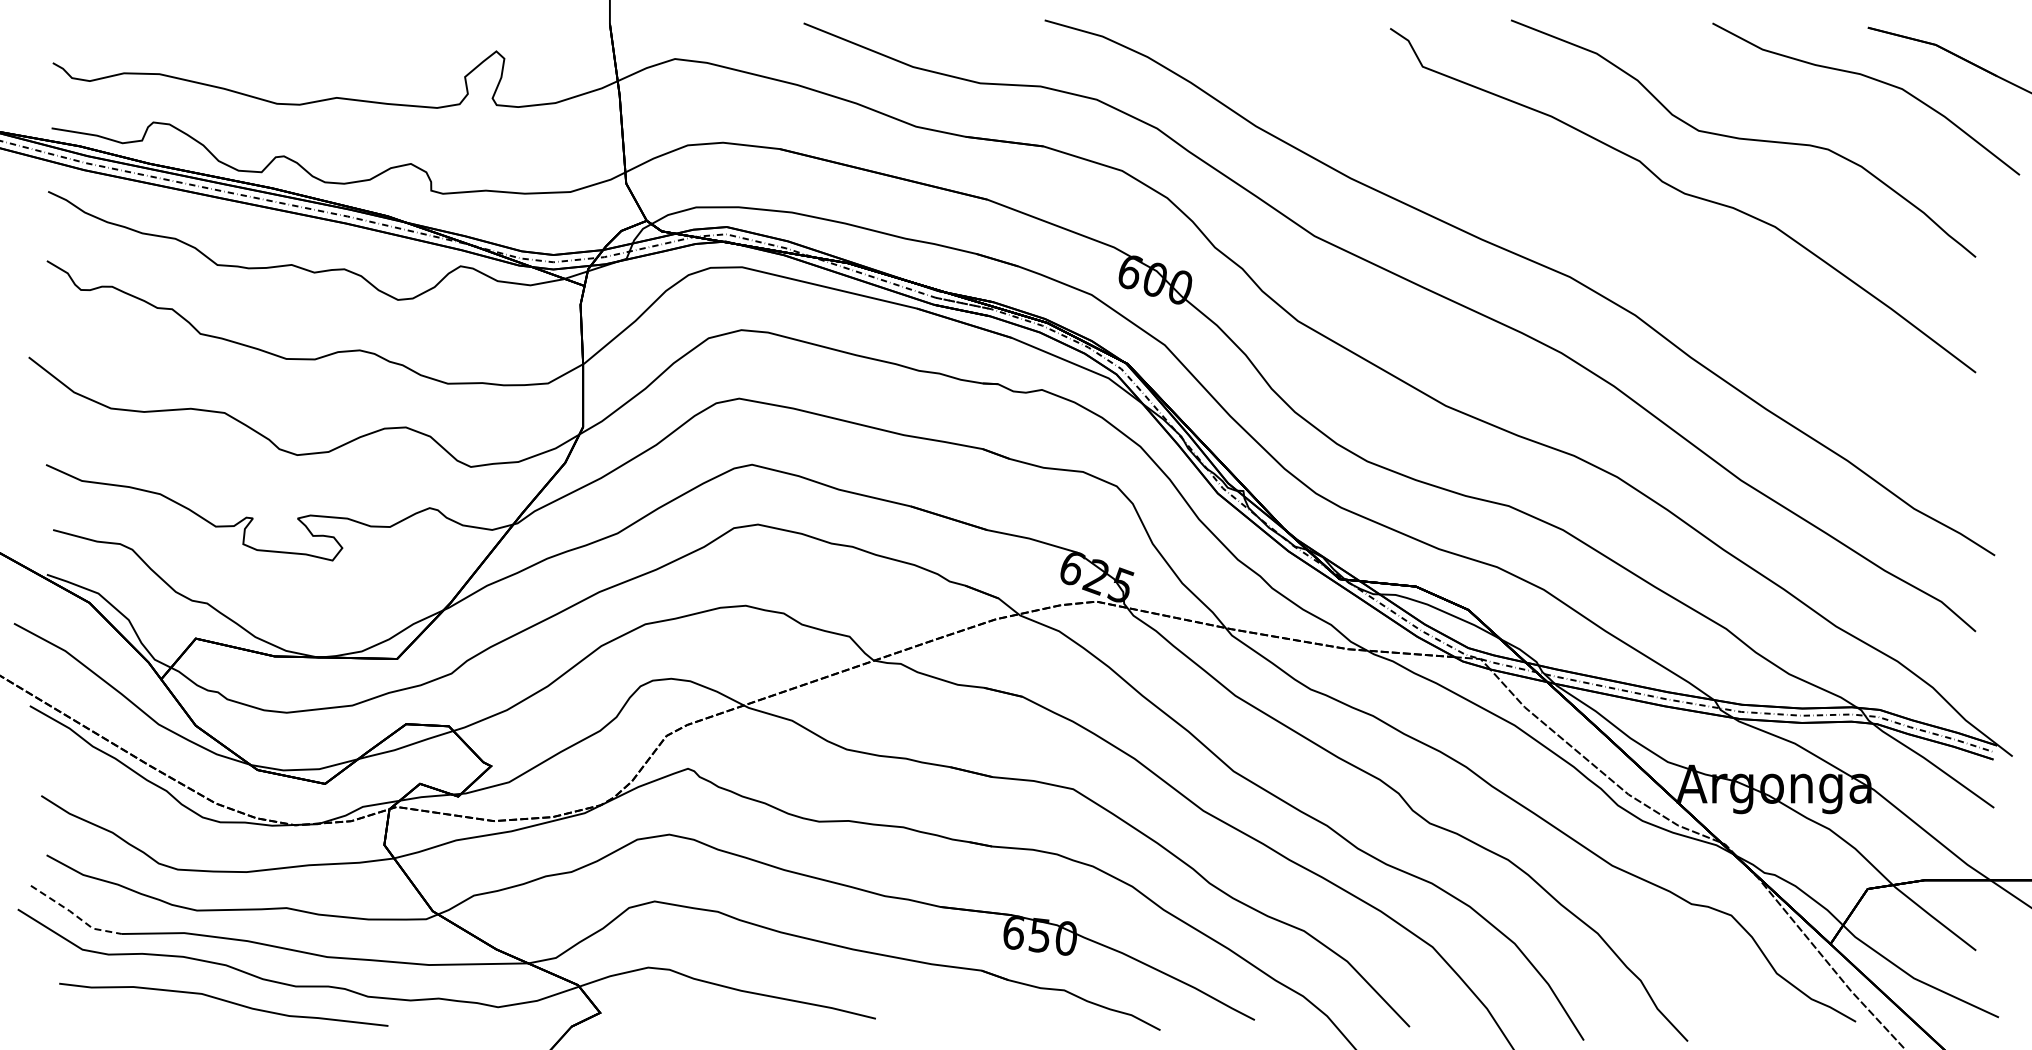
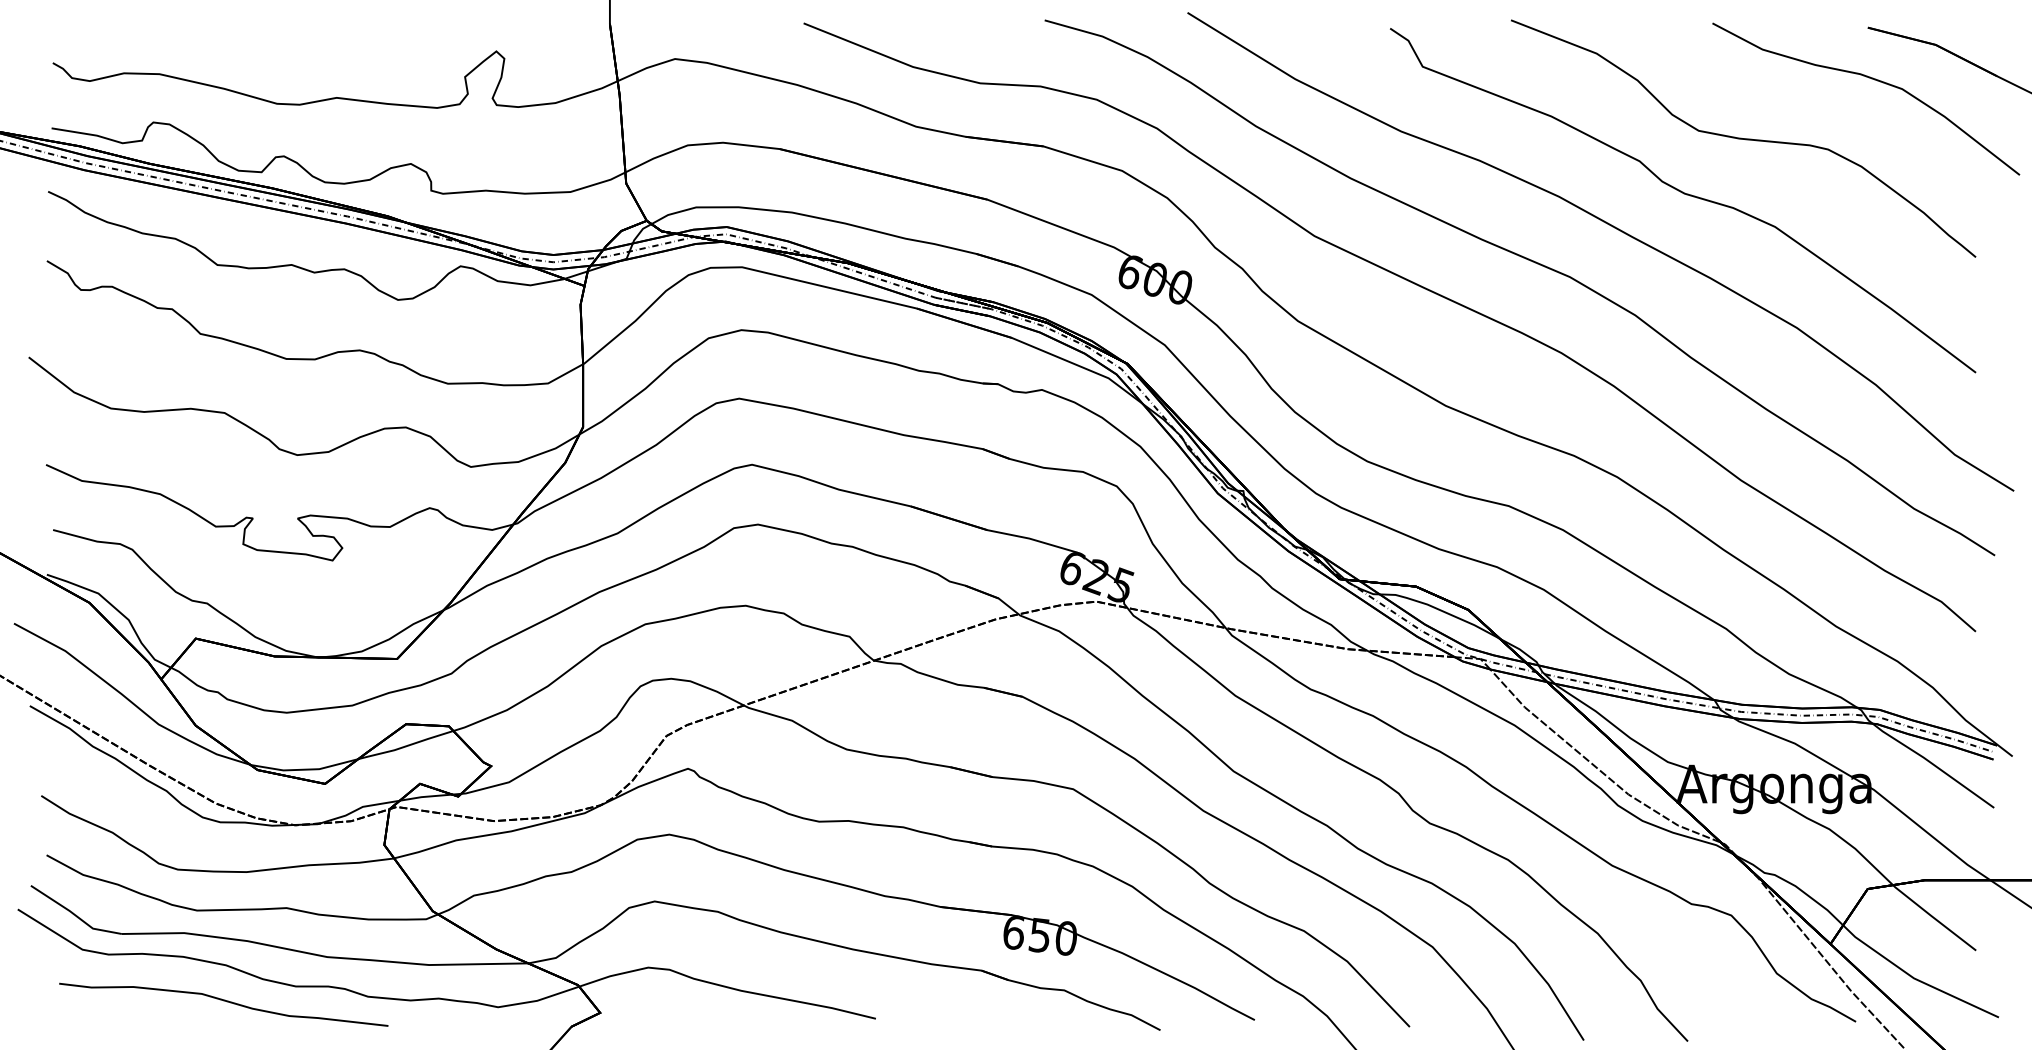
curve: none -> present (1612, 227)
line: dashed -> solid (75, 915)
